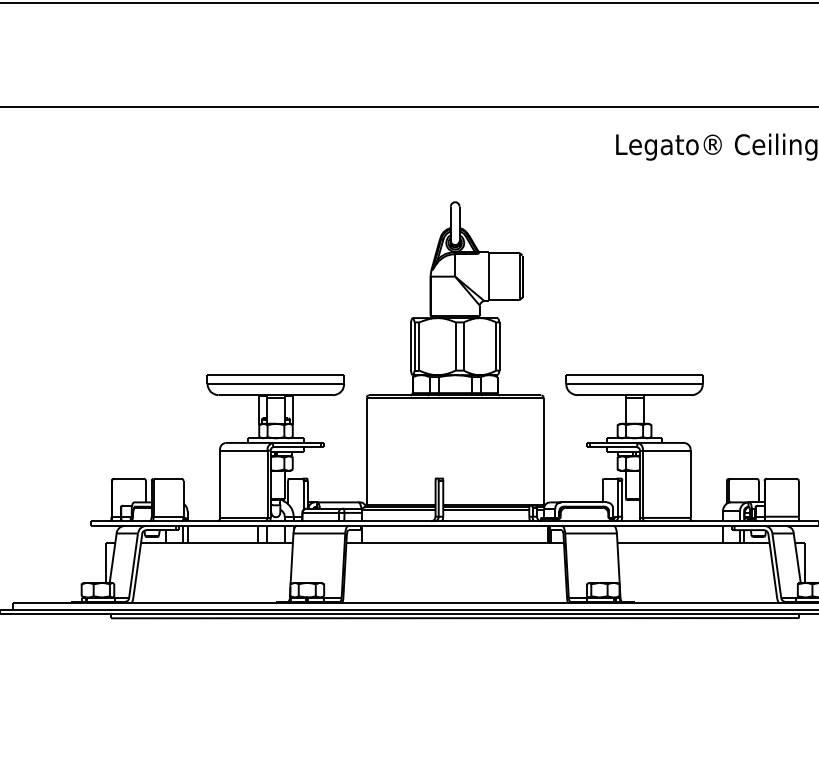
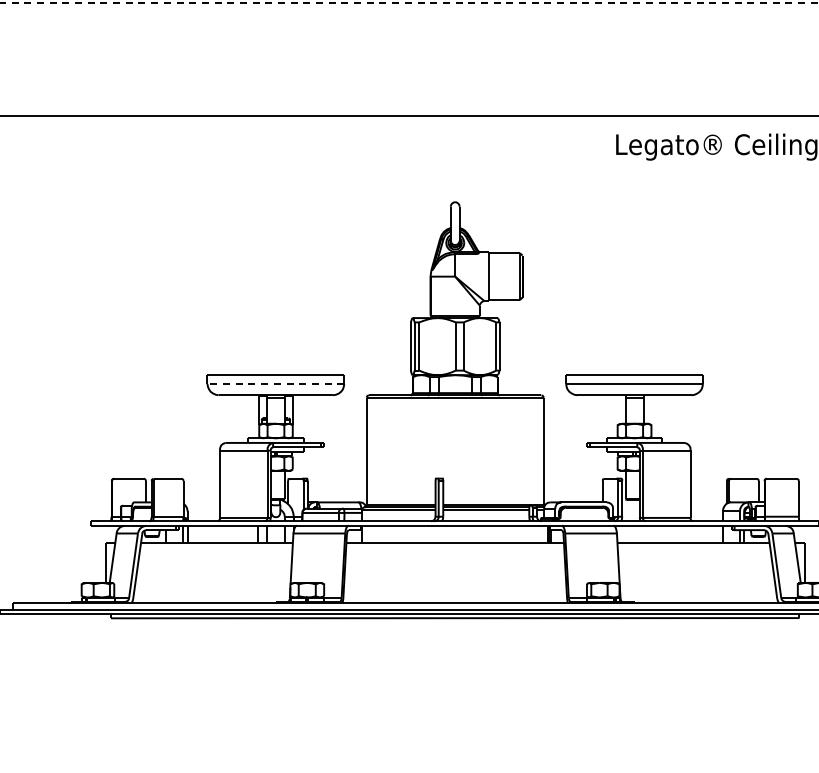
line: solid -> dashed (409, 2)
line position: (408, 106) -> (408, 115) (408, 115)
line: solid -> dashed (275, 383)
